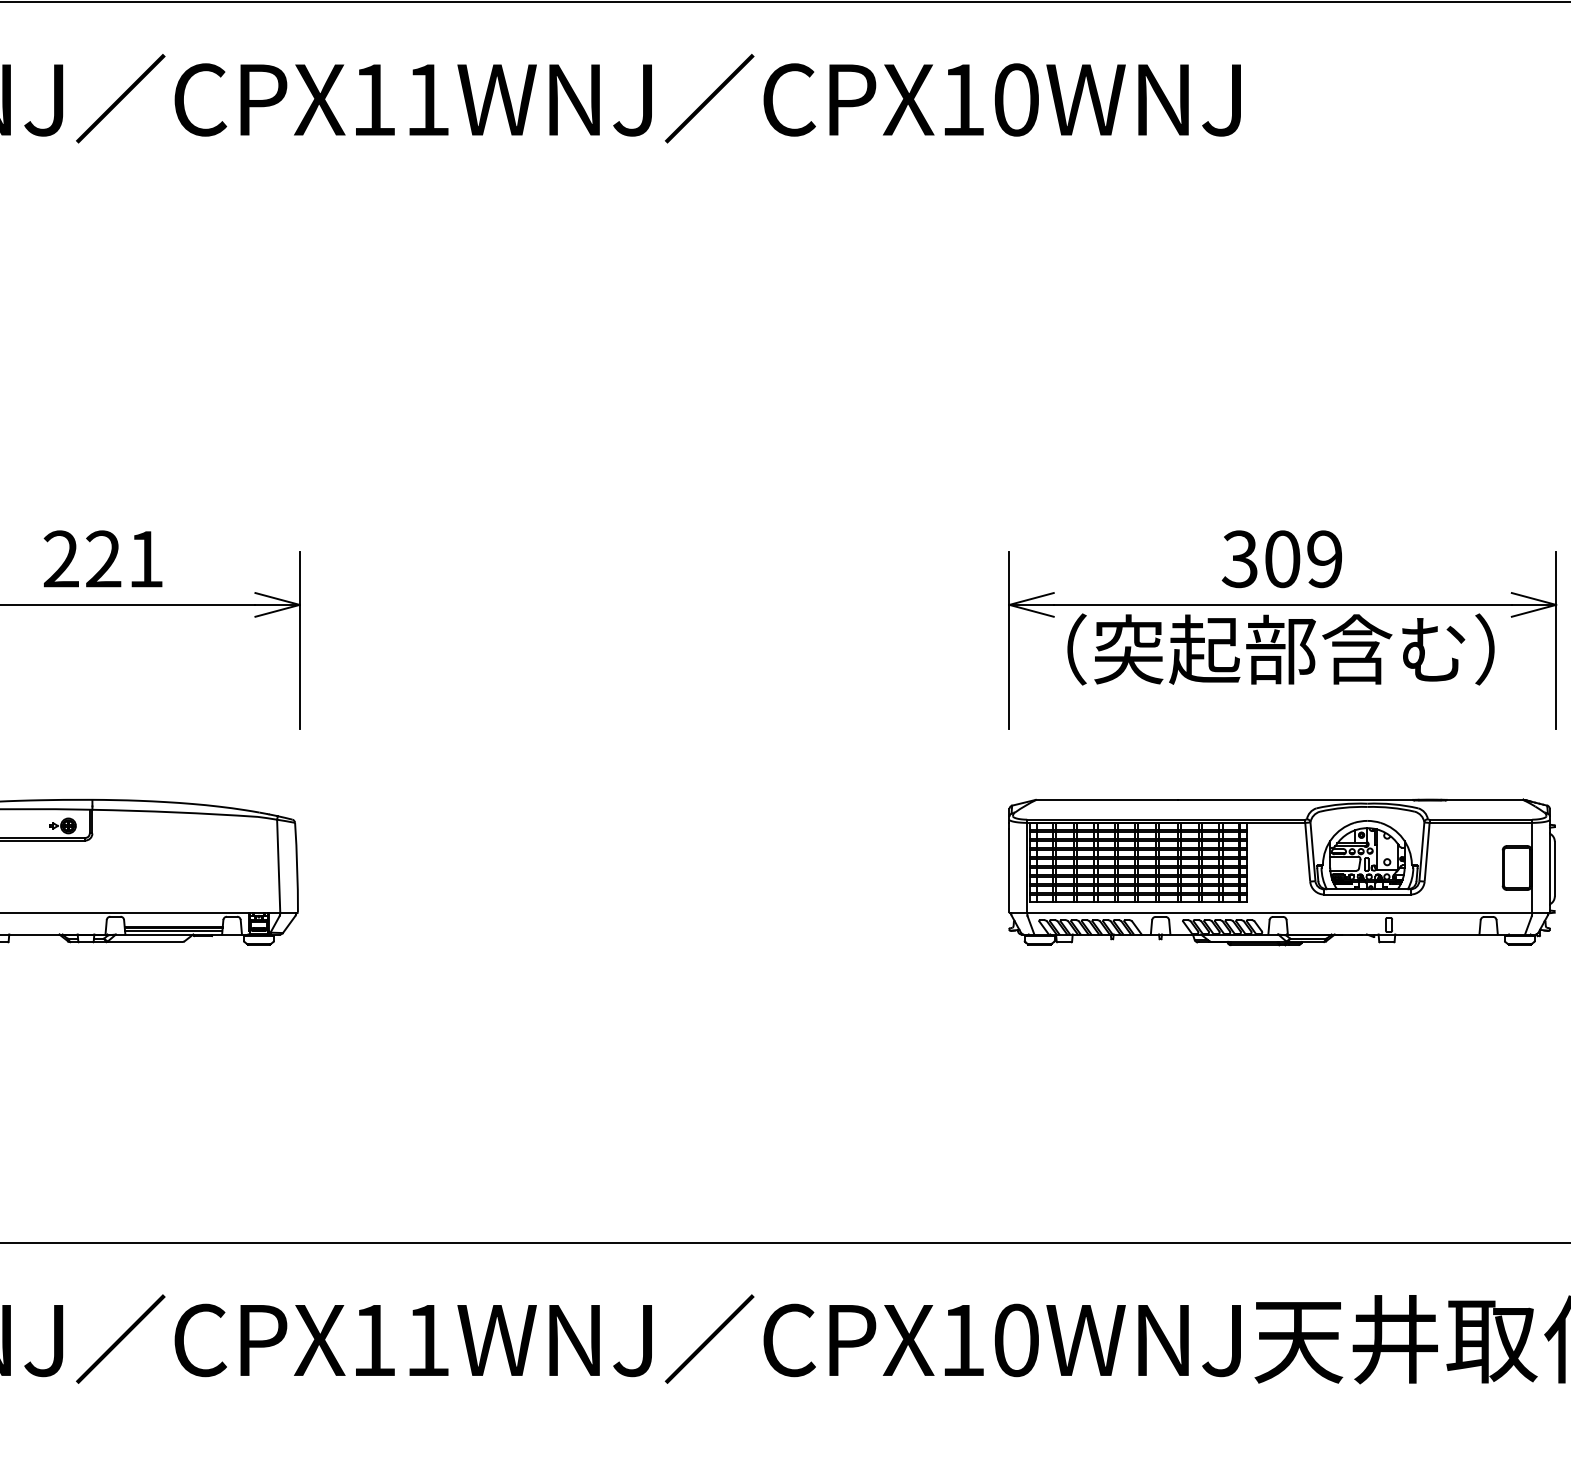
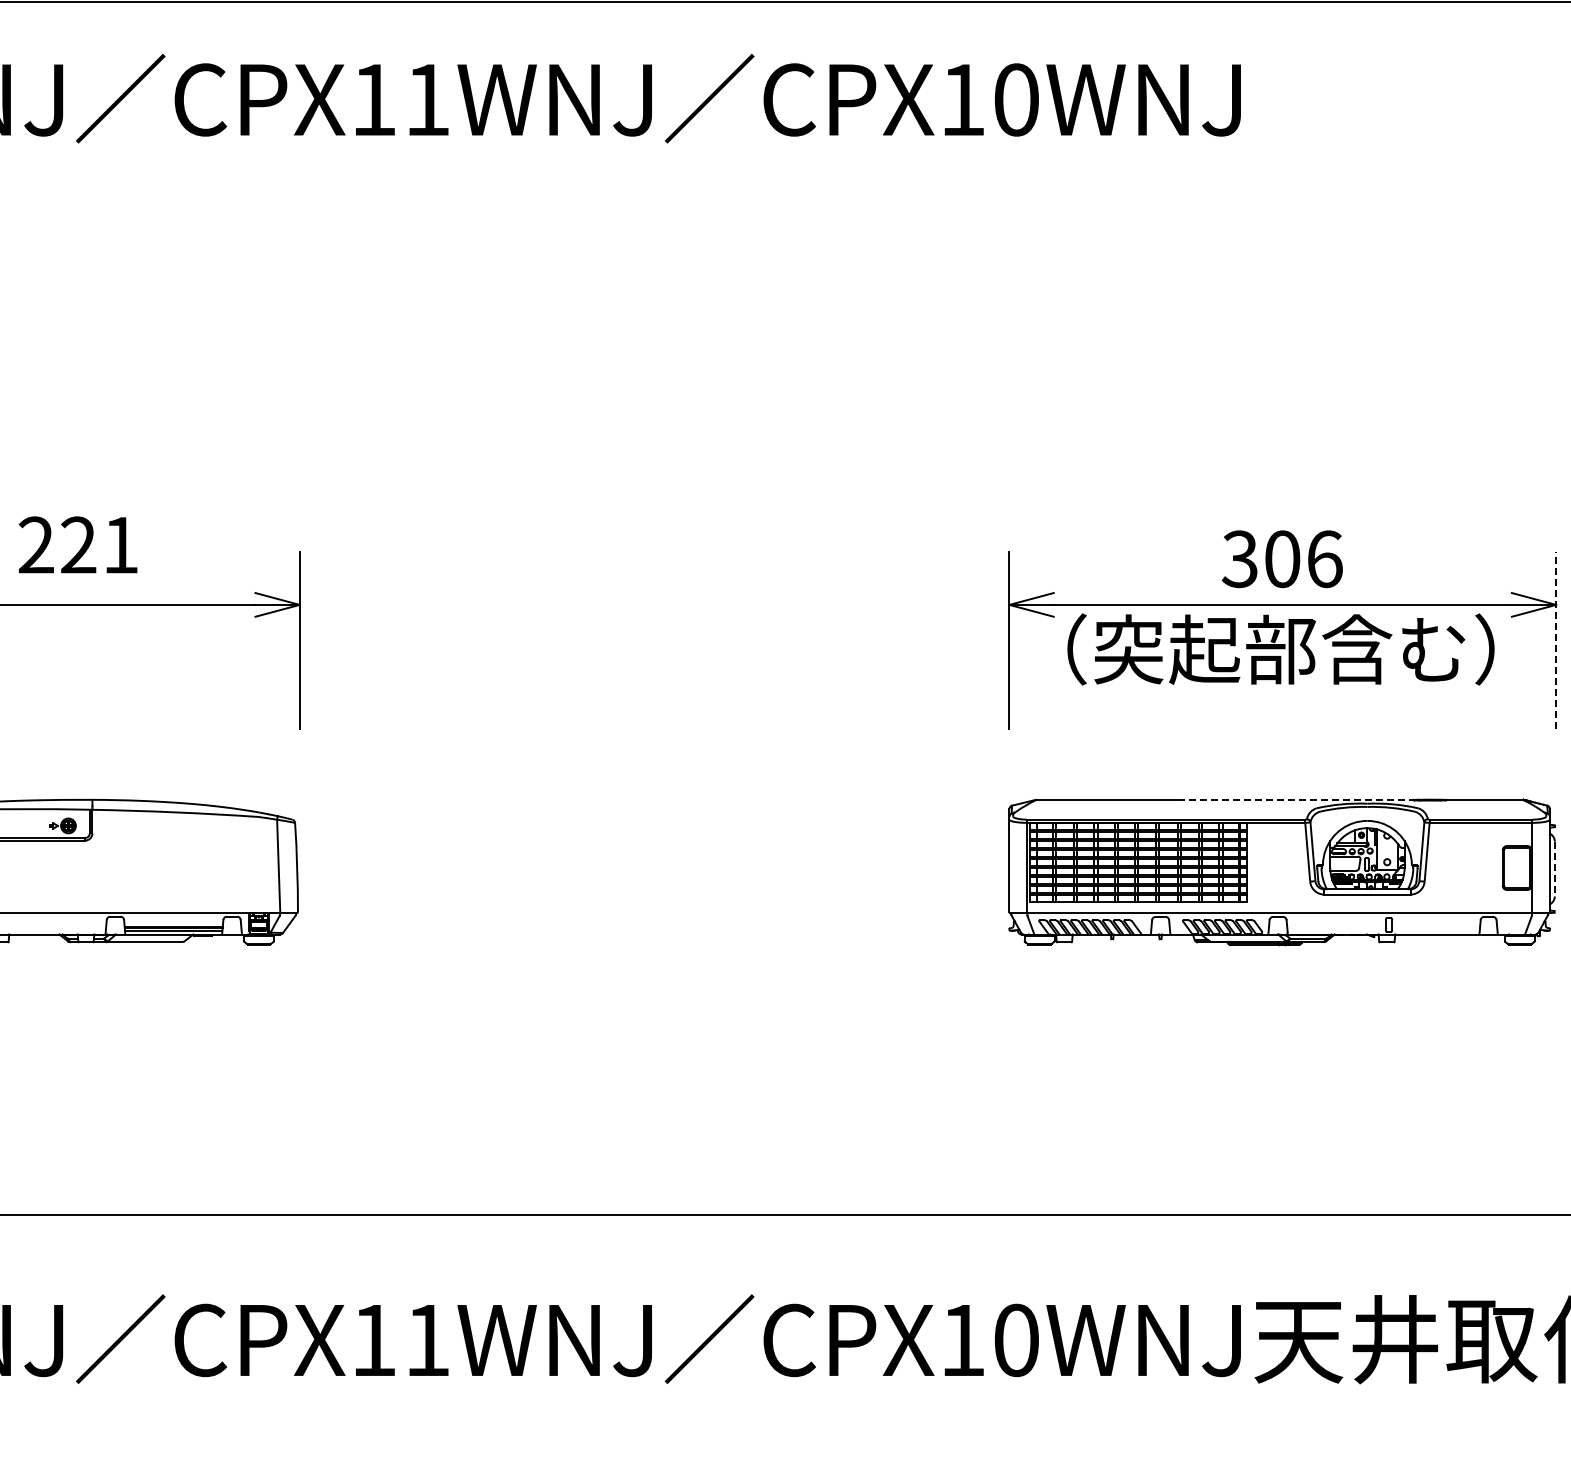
text position: (102, 558) -> (77, 544) (77, 544)
text: 309 -> 306 (1324, 559)
line: solid -> dashed (1556, 640)
line: solid -> dashed (1299, 799)
line: solid -> dashed (1554, 869)
line position: (784, 1242) -> (784, 1214) (784, 1214)
